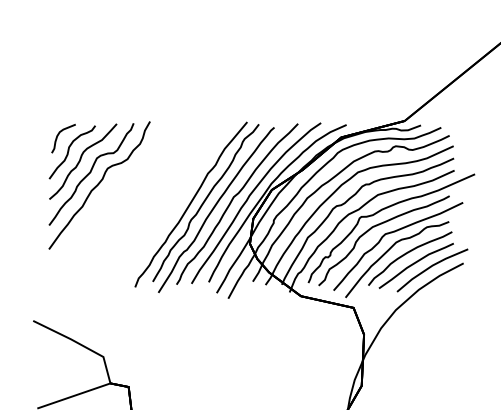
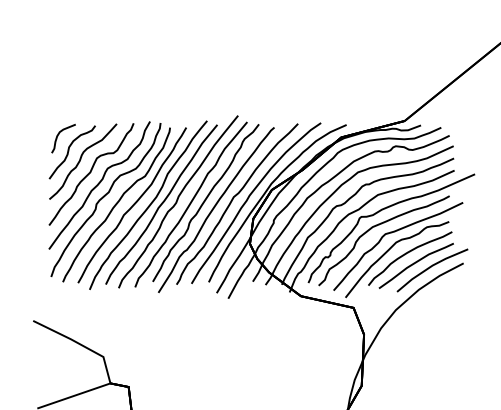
part: none -> present (144, 202)
